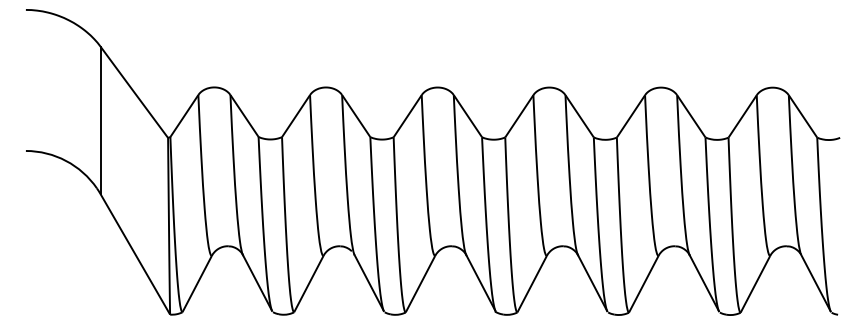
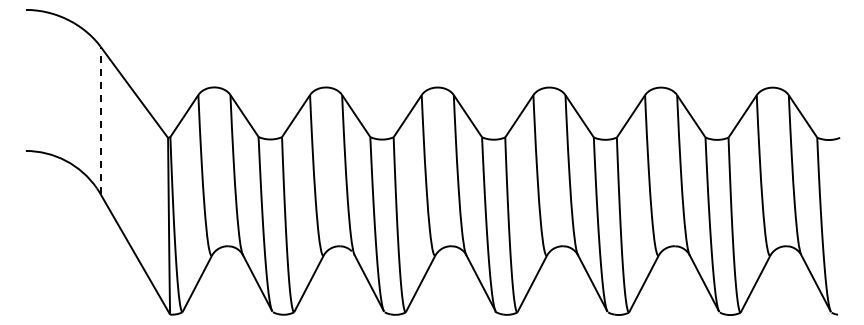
line: solid -> dashed (100, 120)
